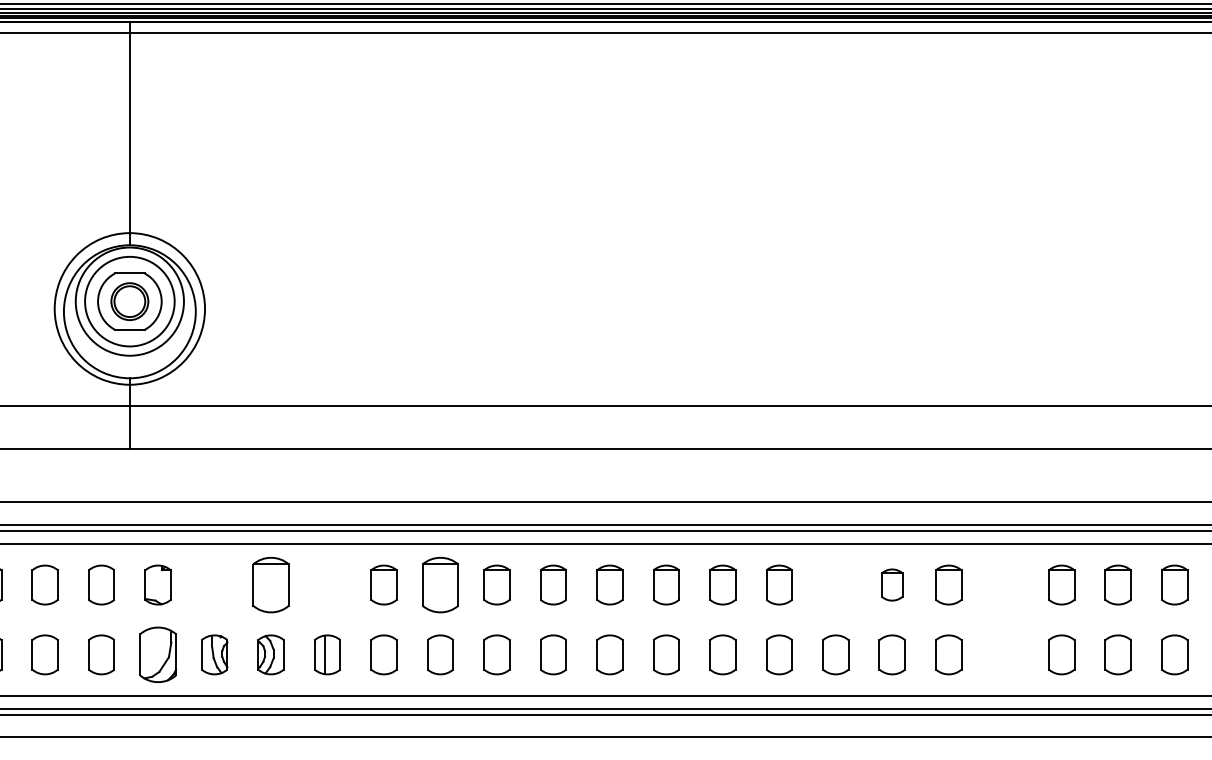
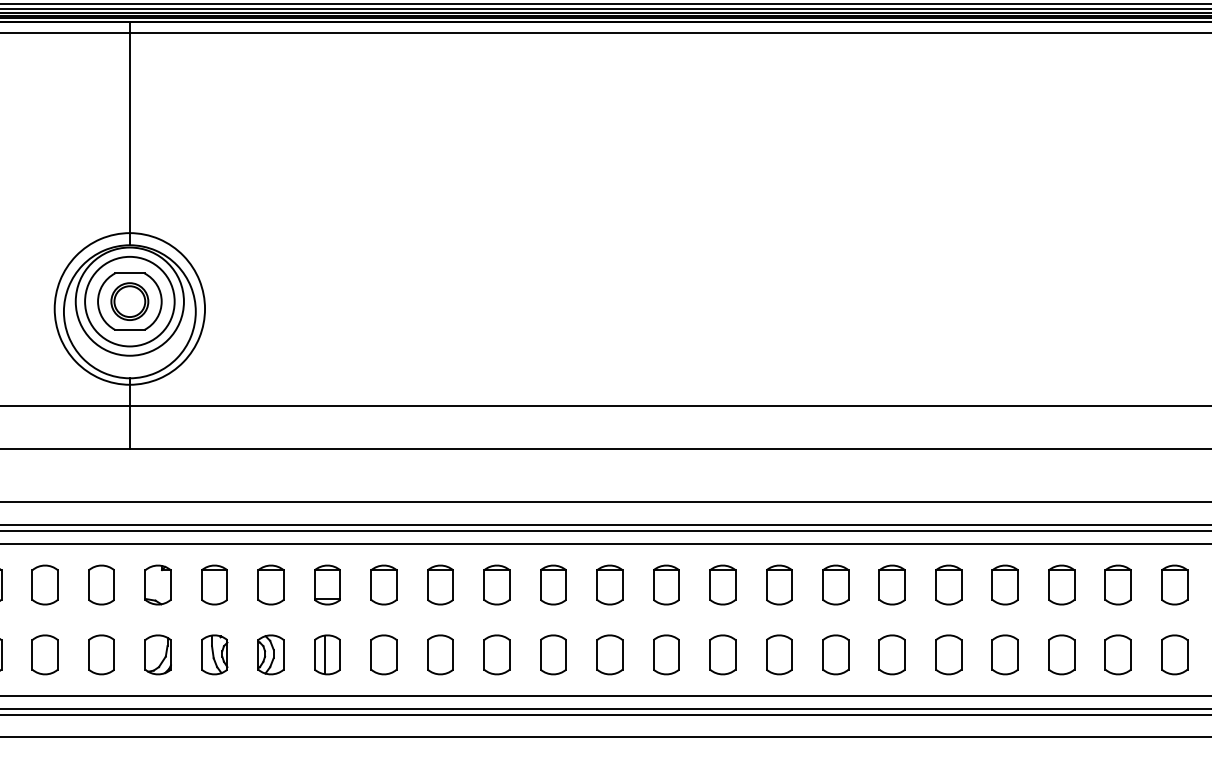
part: none -> present (214, 584)
part: none -> present (327, 584)
part: none -> present (835, 584)
part size: 23x34 px -> 28x42 px (891, 584)
part: none -> present (1004, 584)
part size: 38x57 px -> 28x42 px (270, 584)
part size: 37x57 px -> 27x42 px (440, 584)
part size: 39x57 px -> 28x42 px (157, 654)
part: none -> present (1004, 654)
